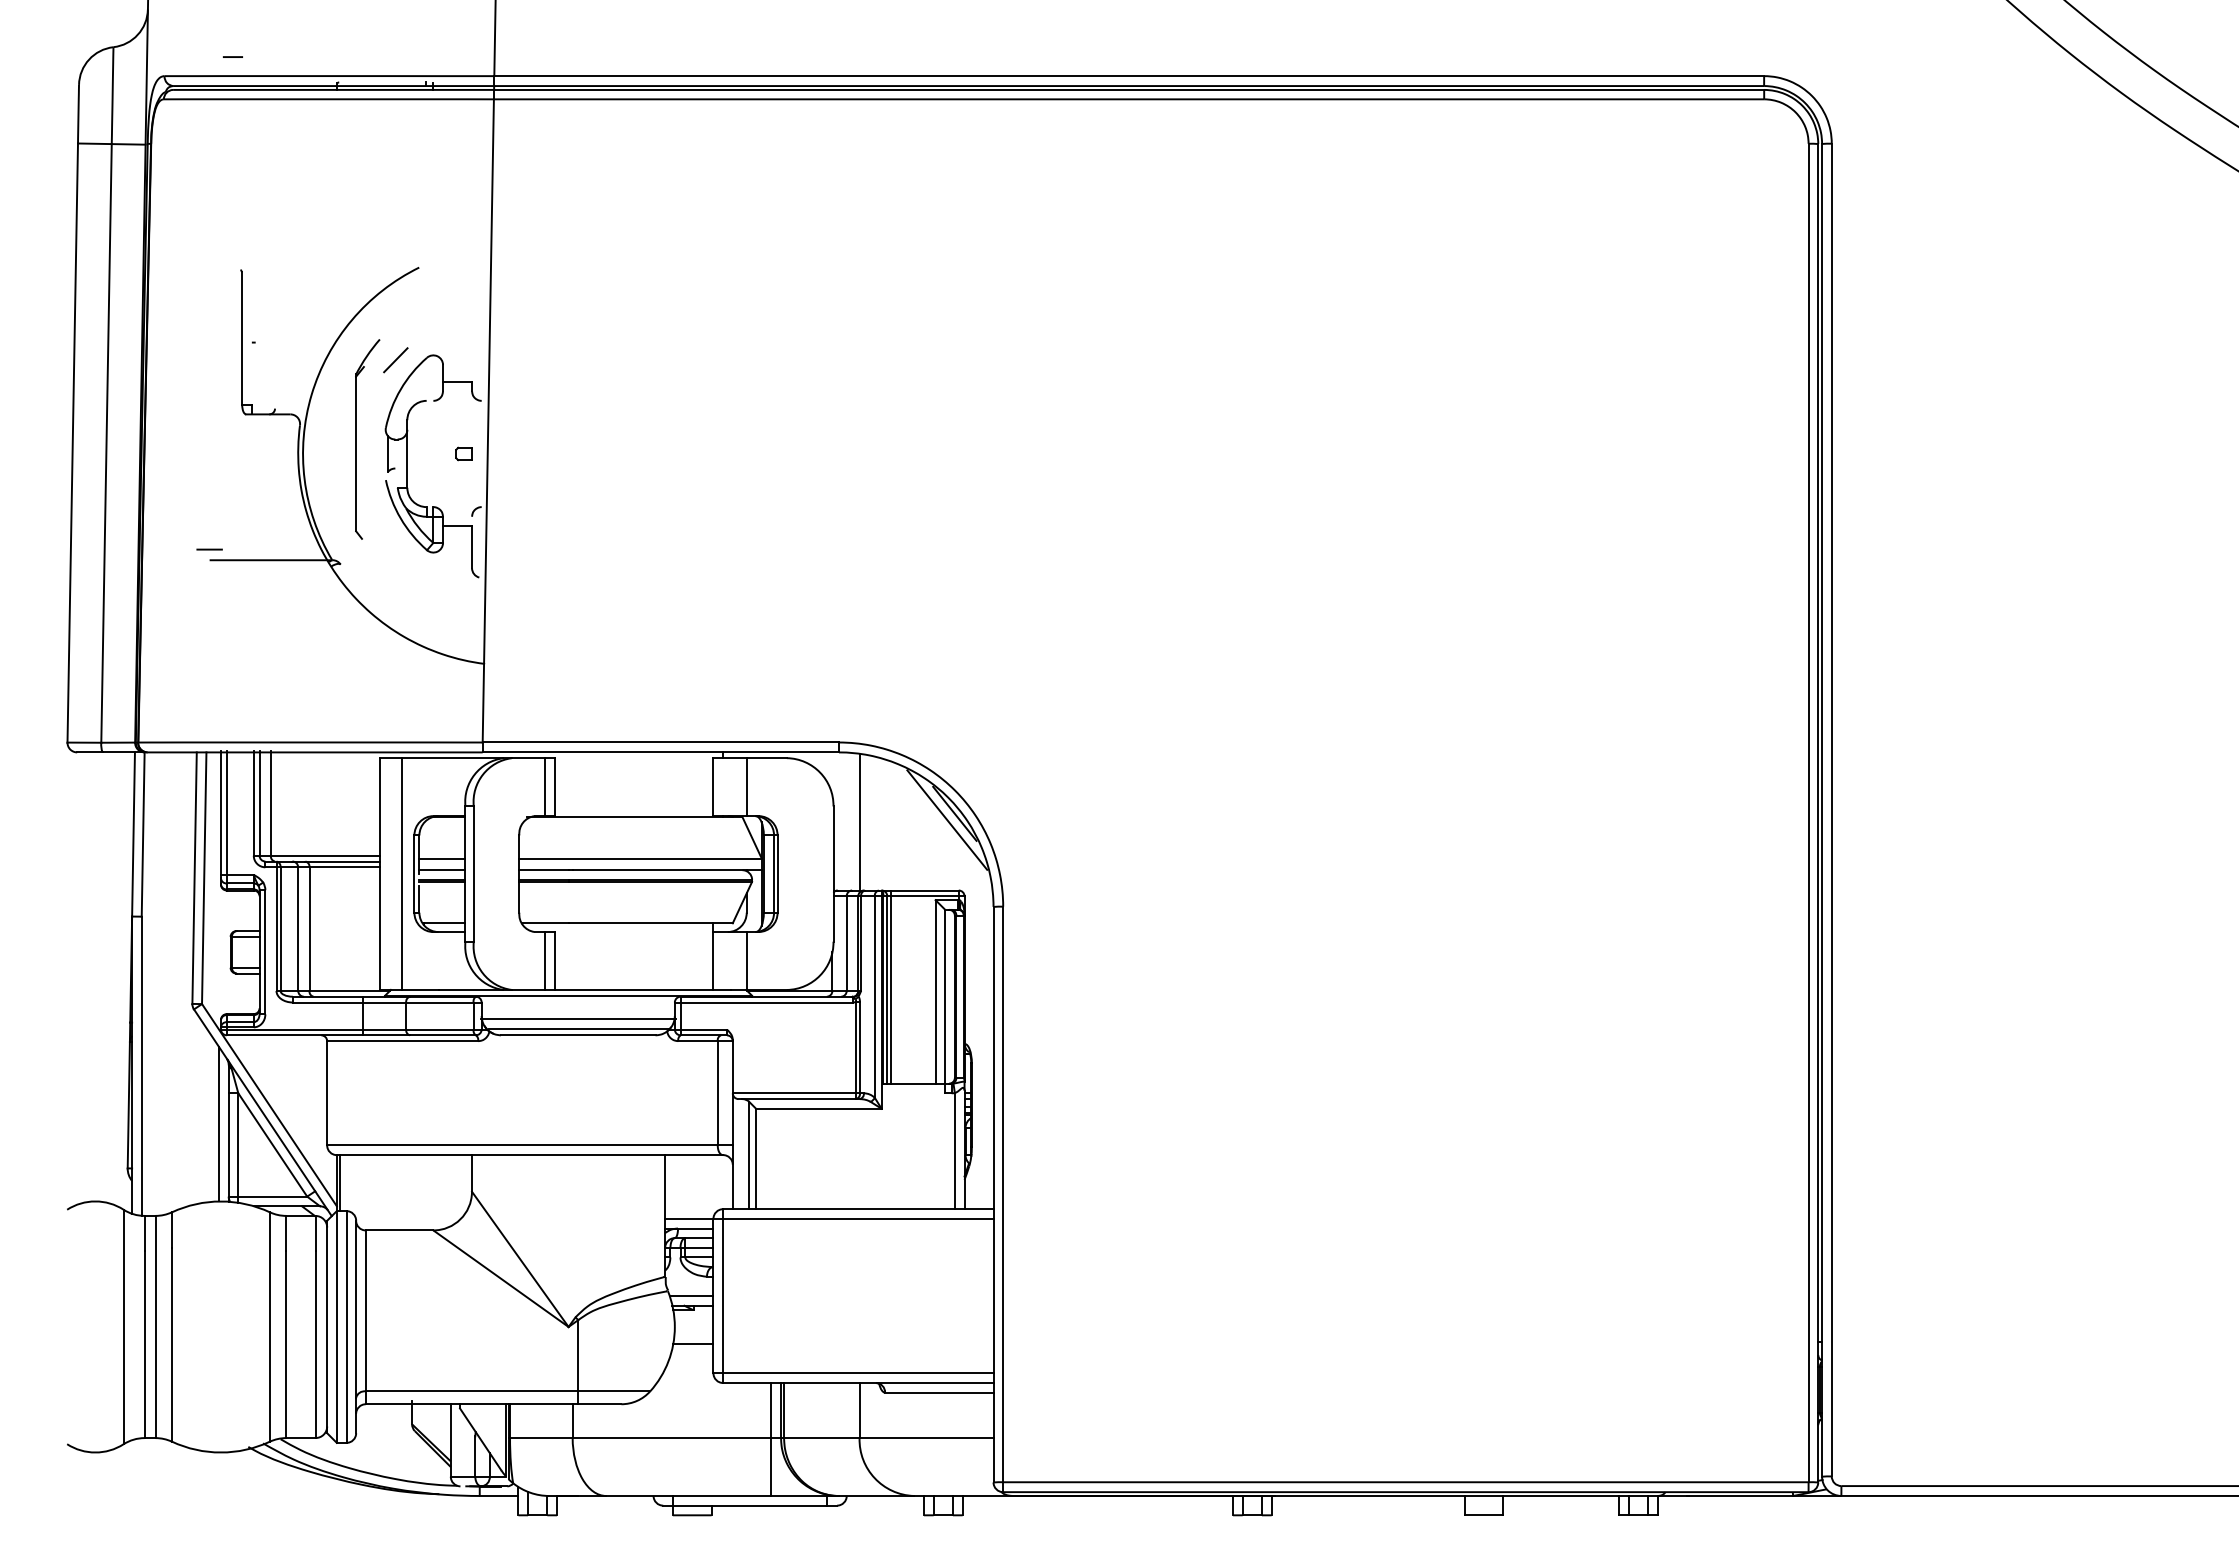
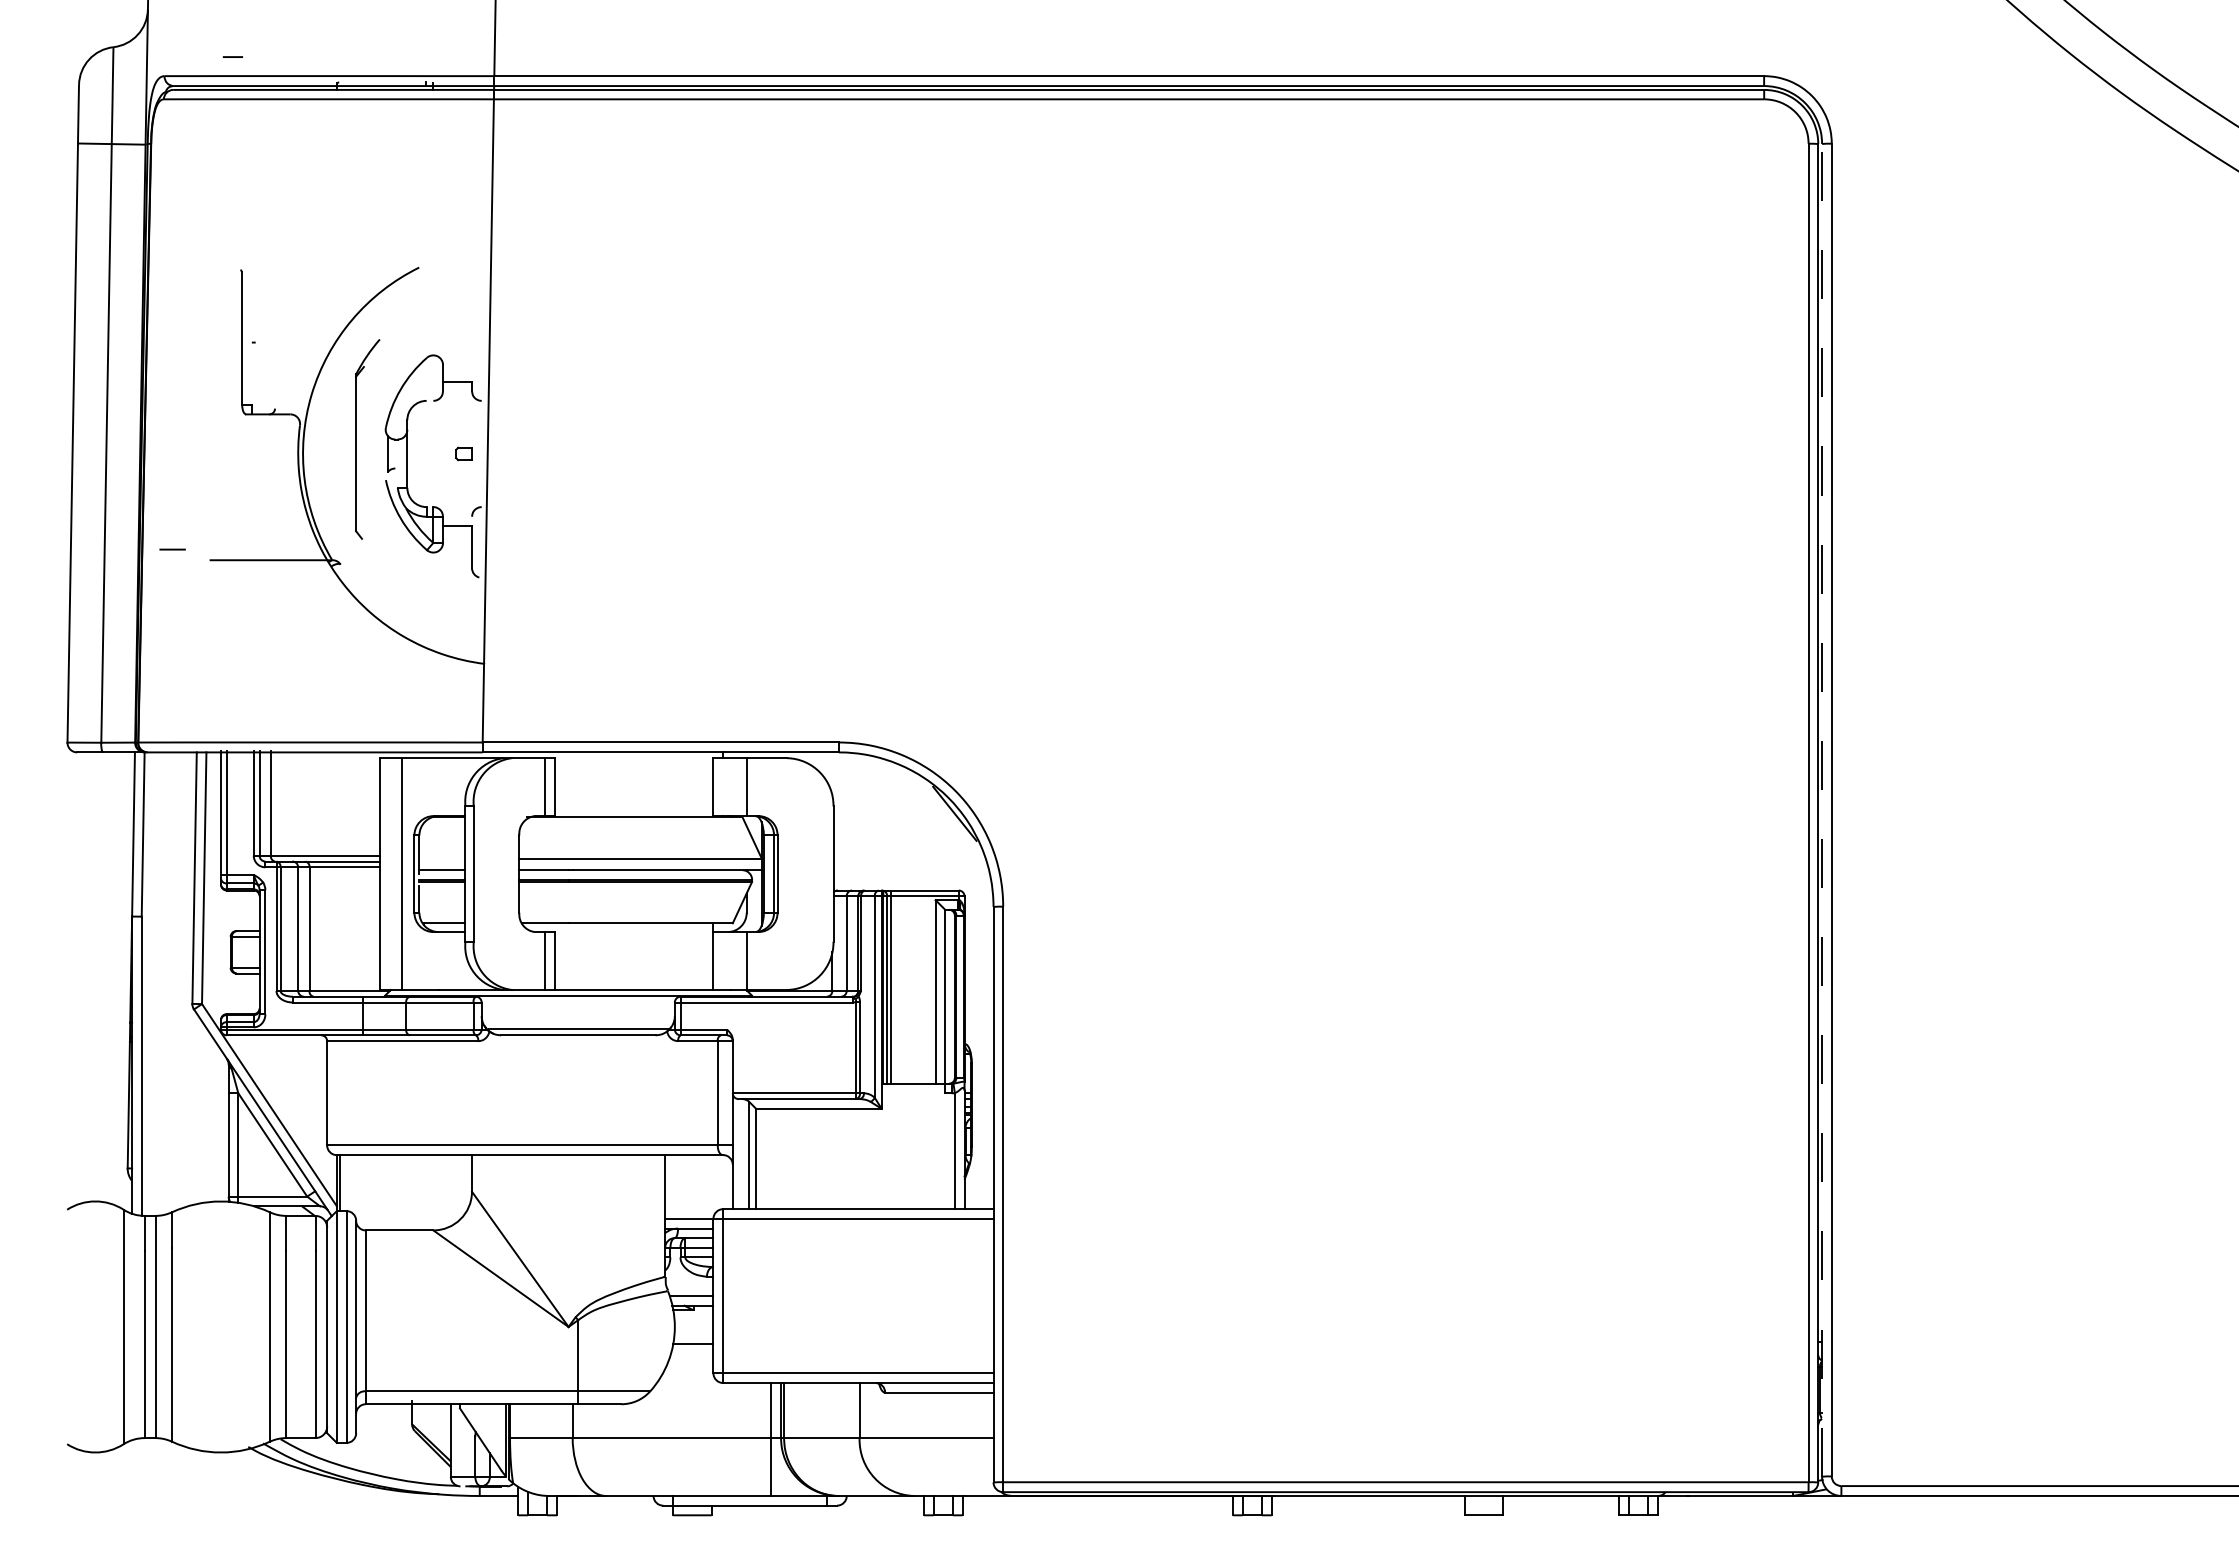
line: present -> none (395, 360)
line position: (209, 549) -> (172, 549) (172, 549)
line: solid -> dashed (1822, 809)
line: present -> none (947, 819)
line: present -> none (859, 822)
line: present -> none (442, 858)
line: present -> none (577, 1018)
line: present -> none (219, 1123)
